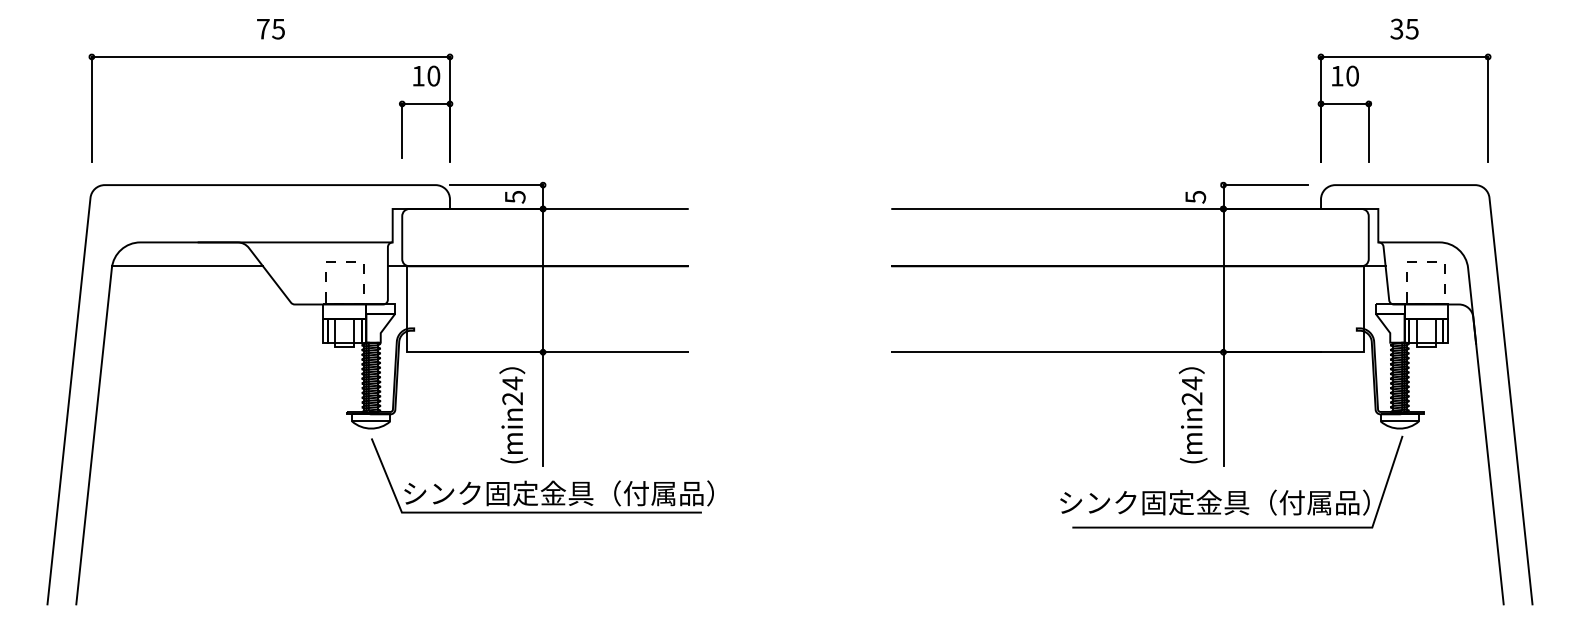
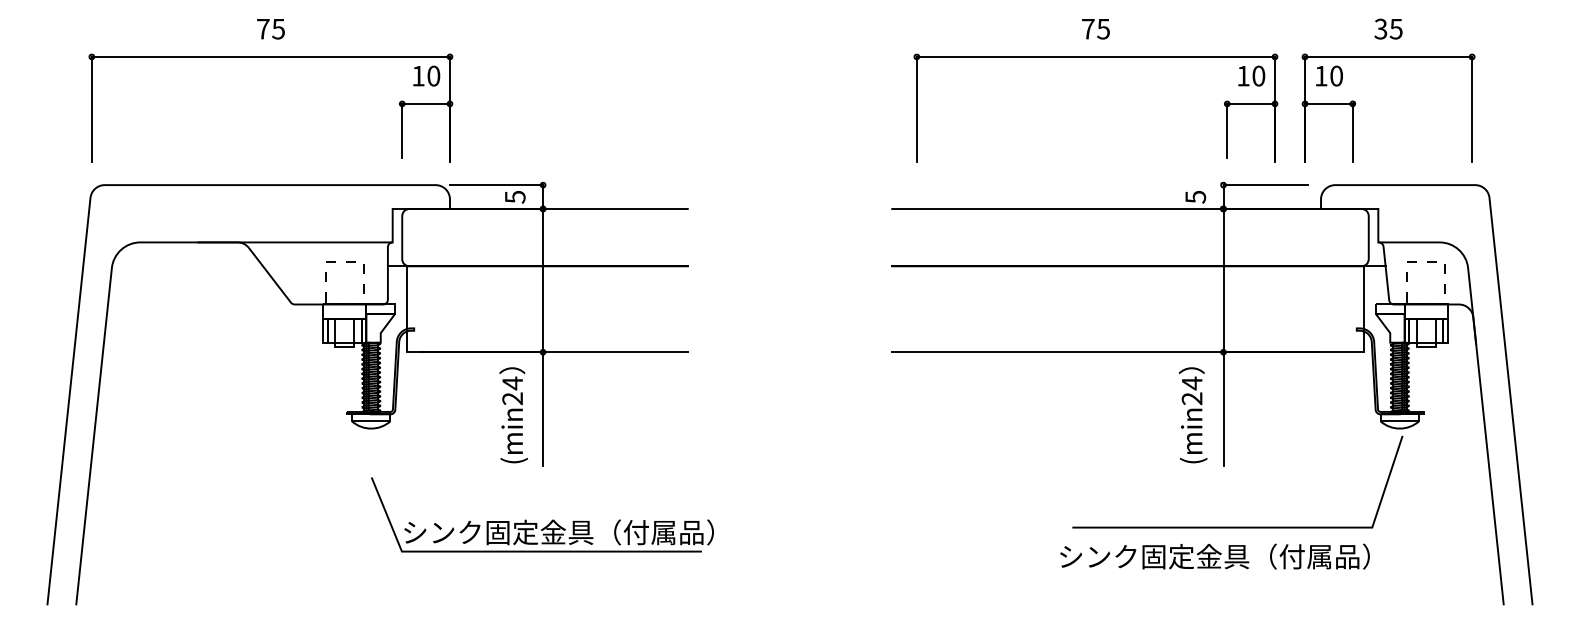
part: none -> present (1095, 57)
part position: (1404, 57) -> (1388, 57) (1388, 57)
line: present -> none (187, 266)
part position: (537, 484) -> (537, 523) (537, 523)
text position: (1214, 502) -> (1214, 556) (1214, 556)
